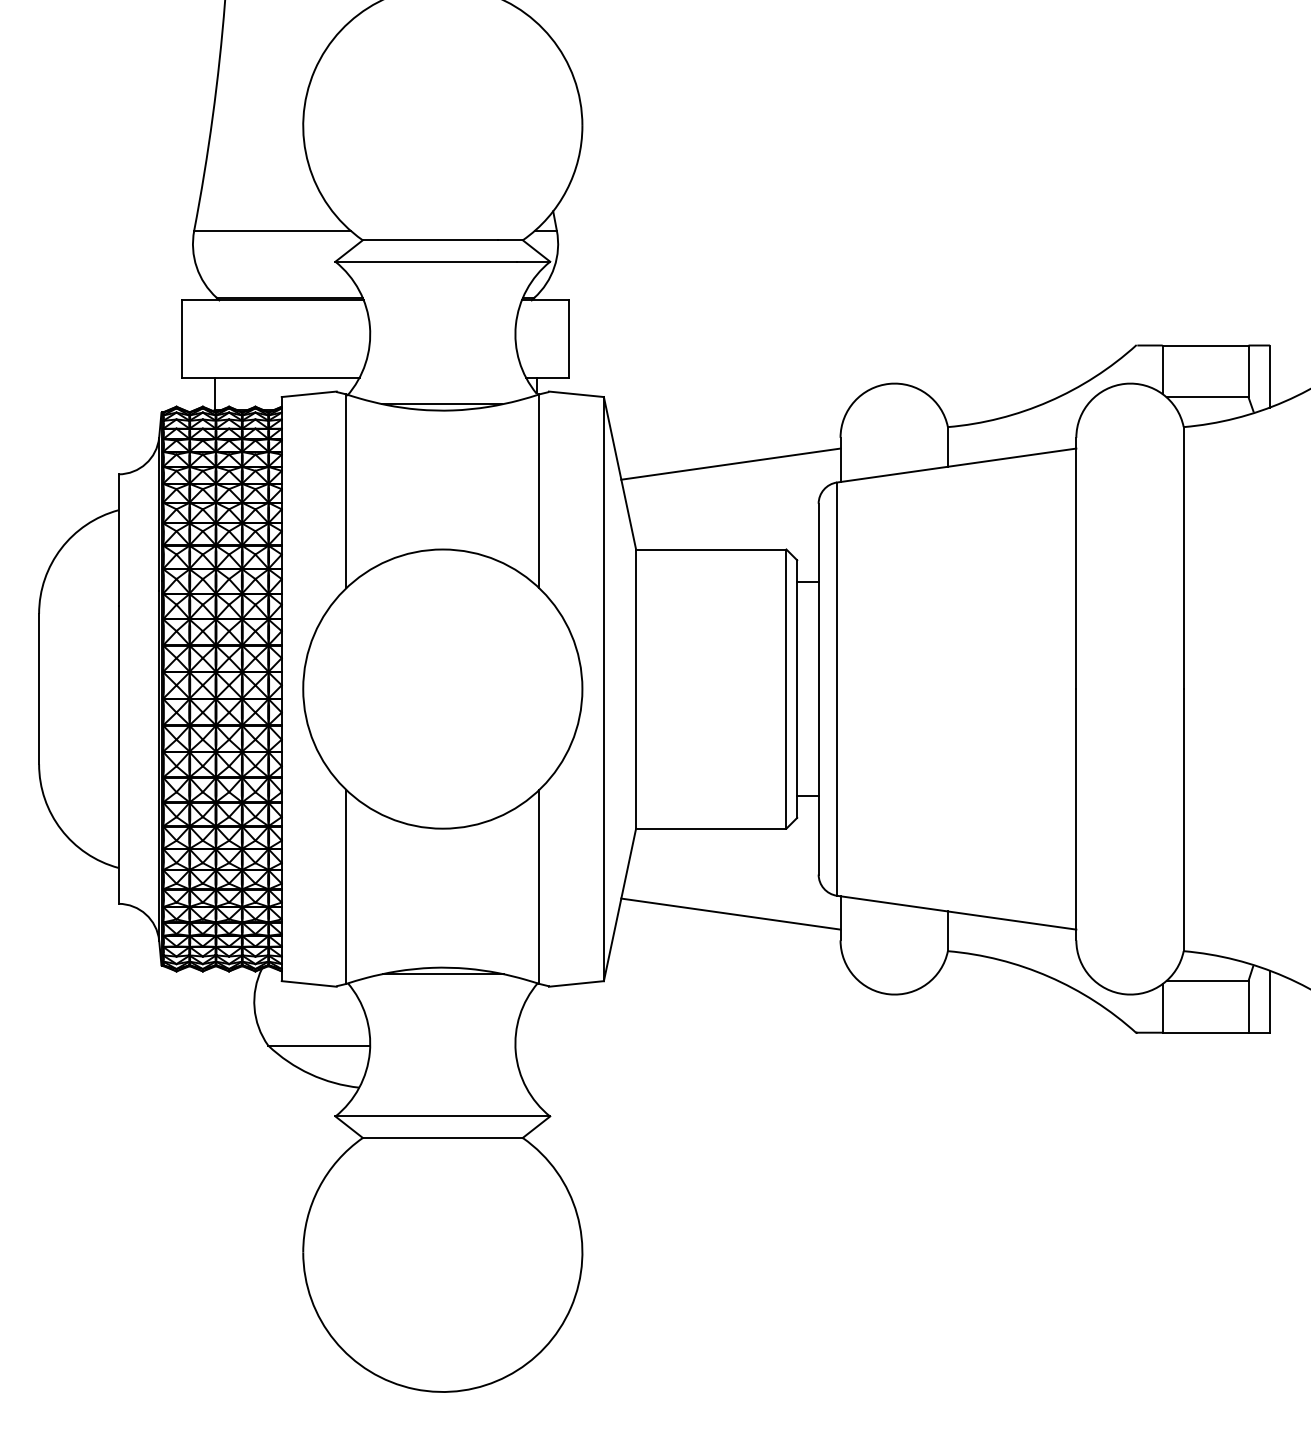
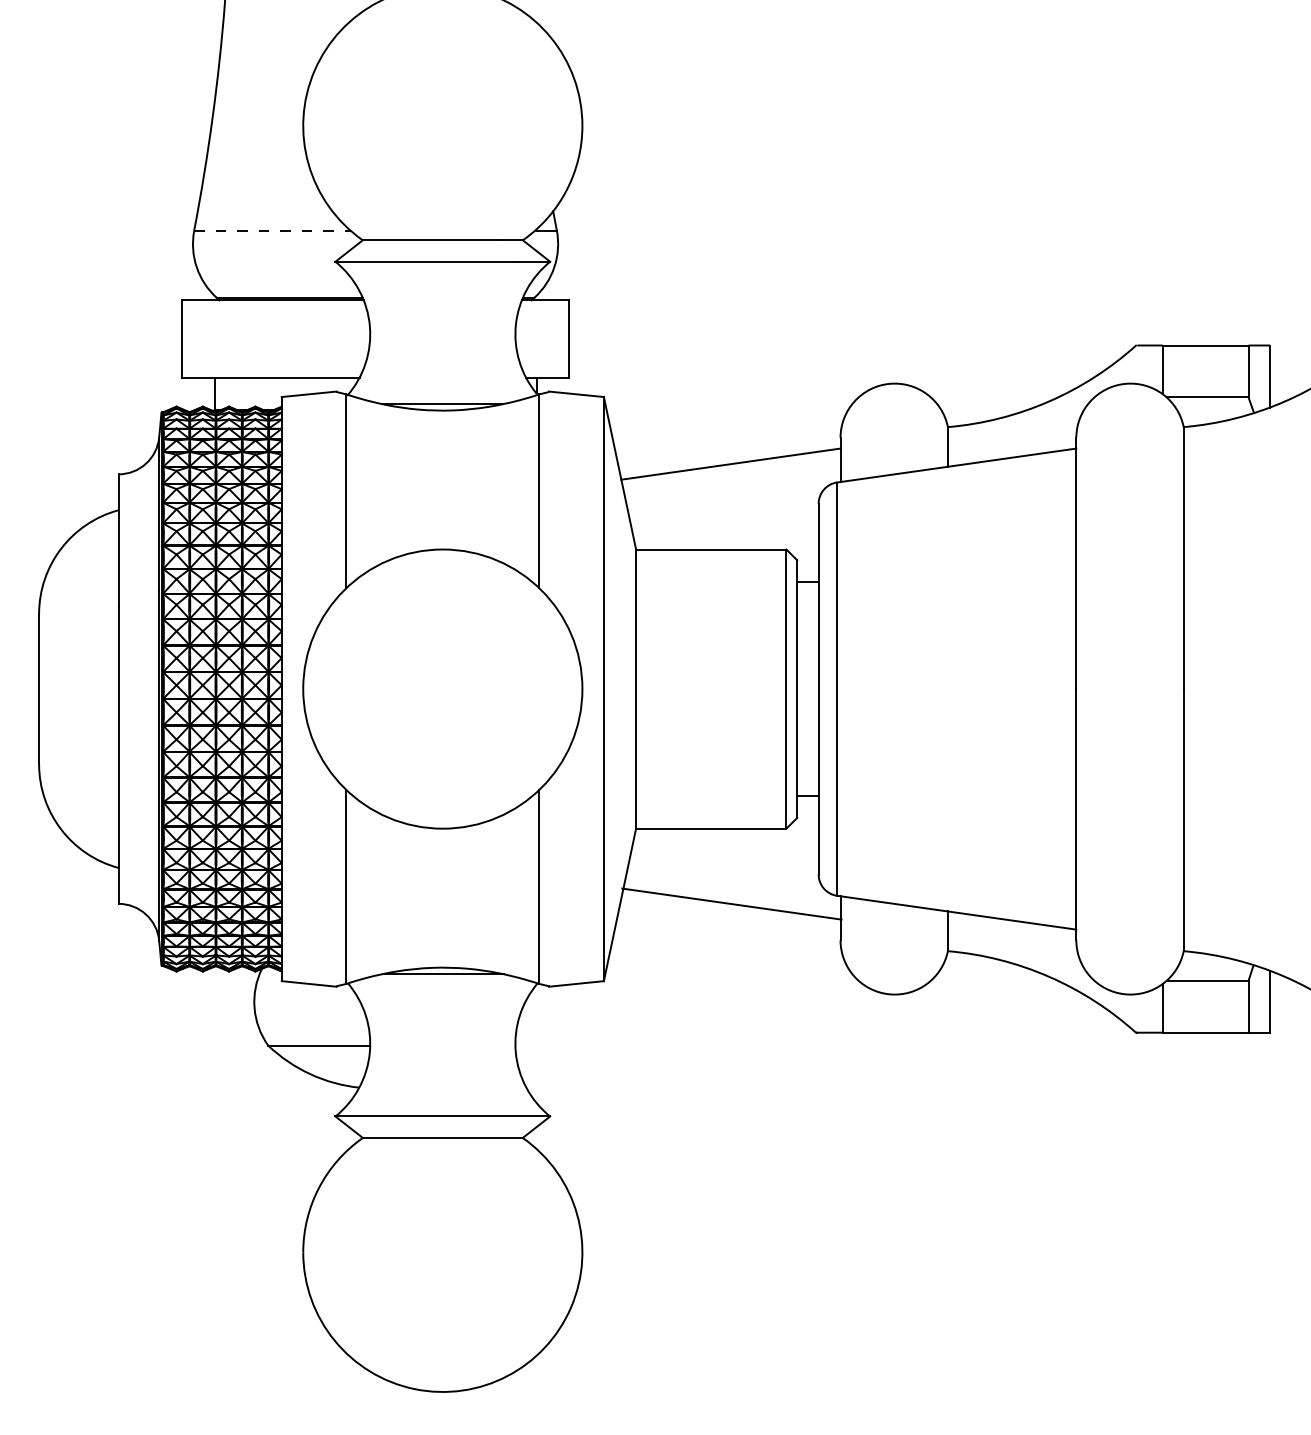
line: solid -> dashed (272, 230)
line position: (730, 913) -> (731, 903) (731, 903)
